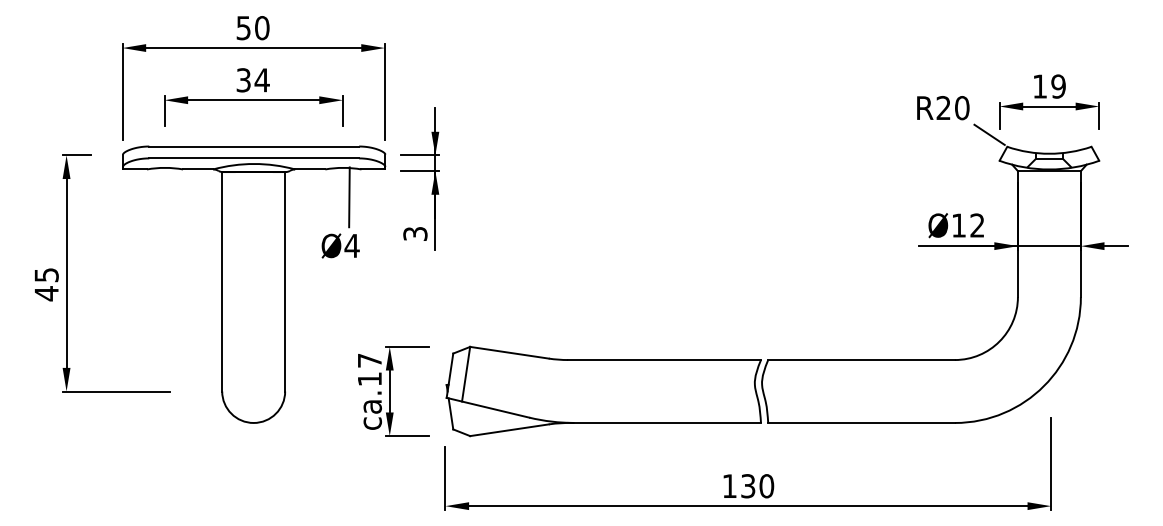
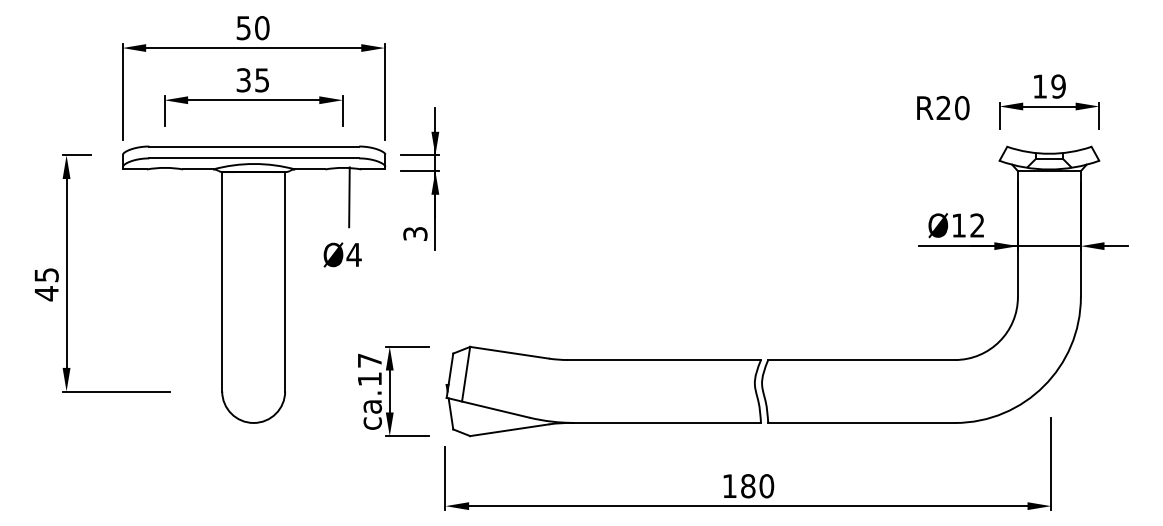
text: 34 -> 35 (261, 80)
line: present -> none (989, 134)
text position: (340, 245) -> (342, 254) (342, 254)
text: 130 -> 180 (748, 486)
